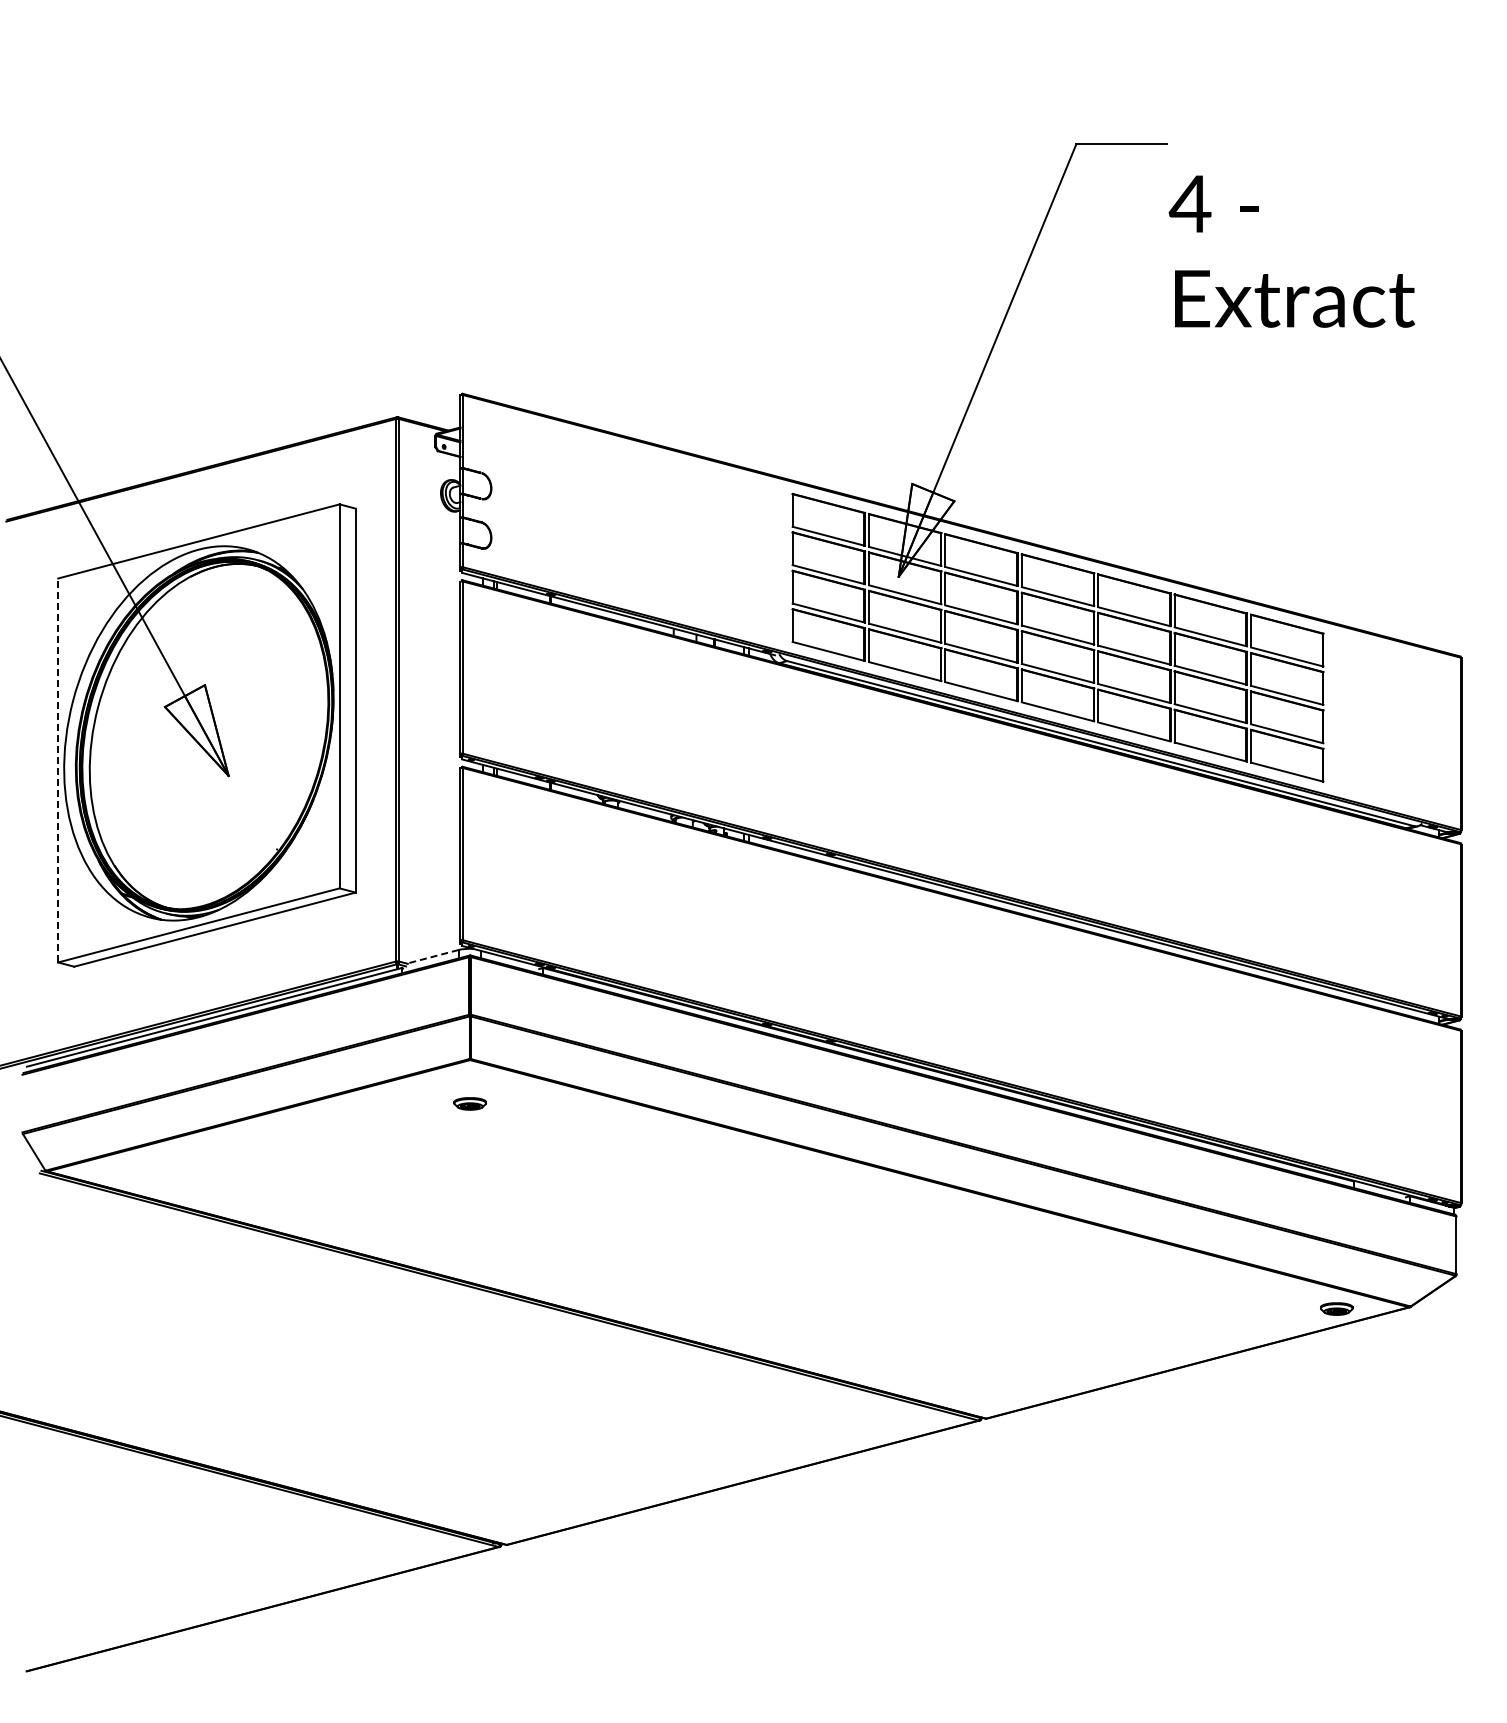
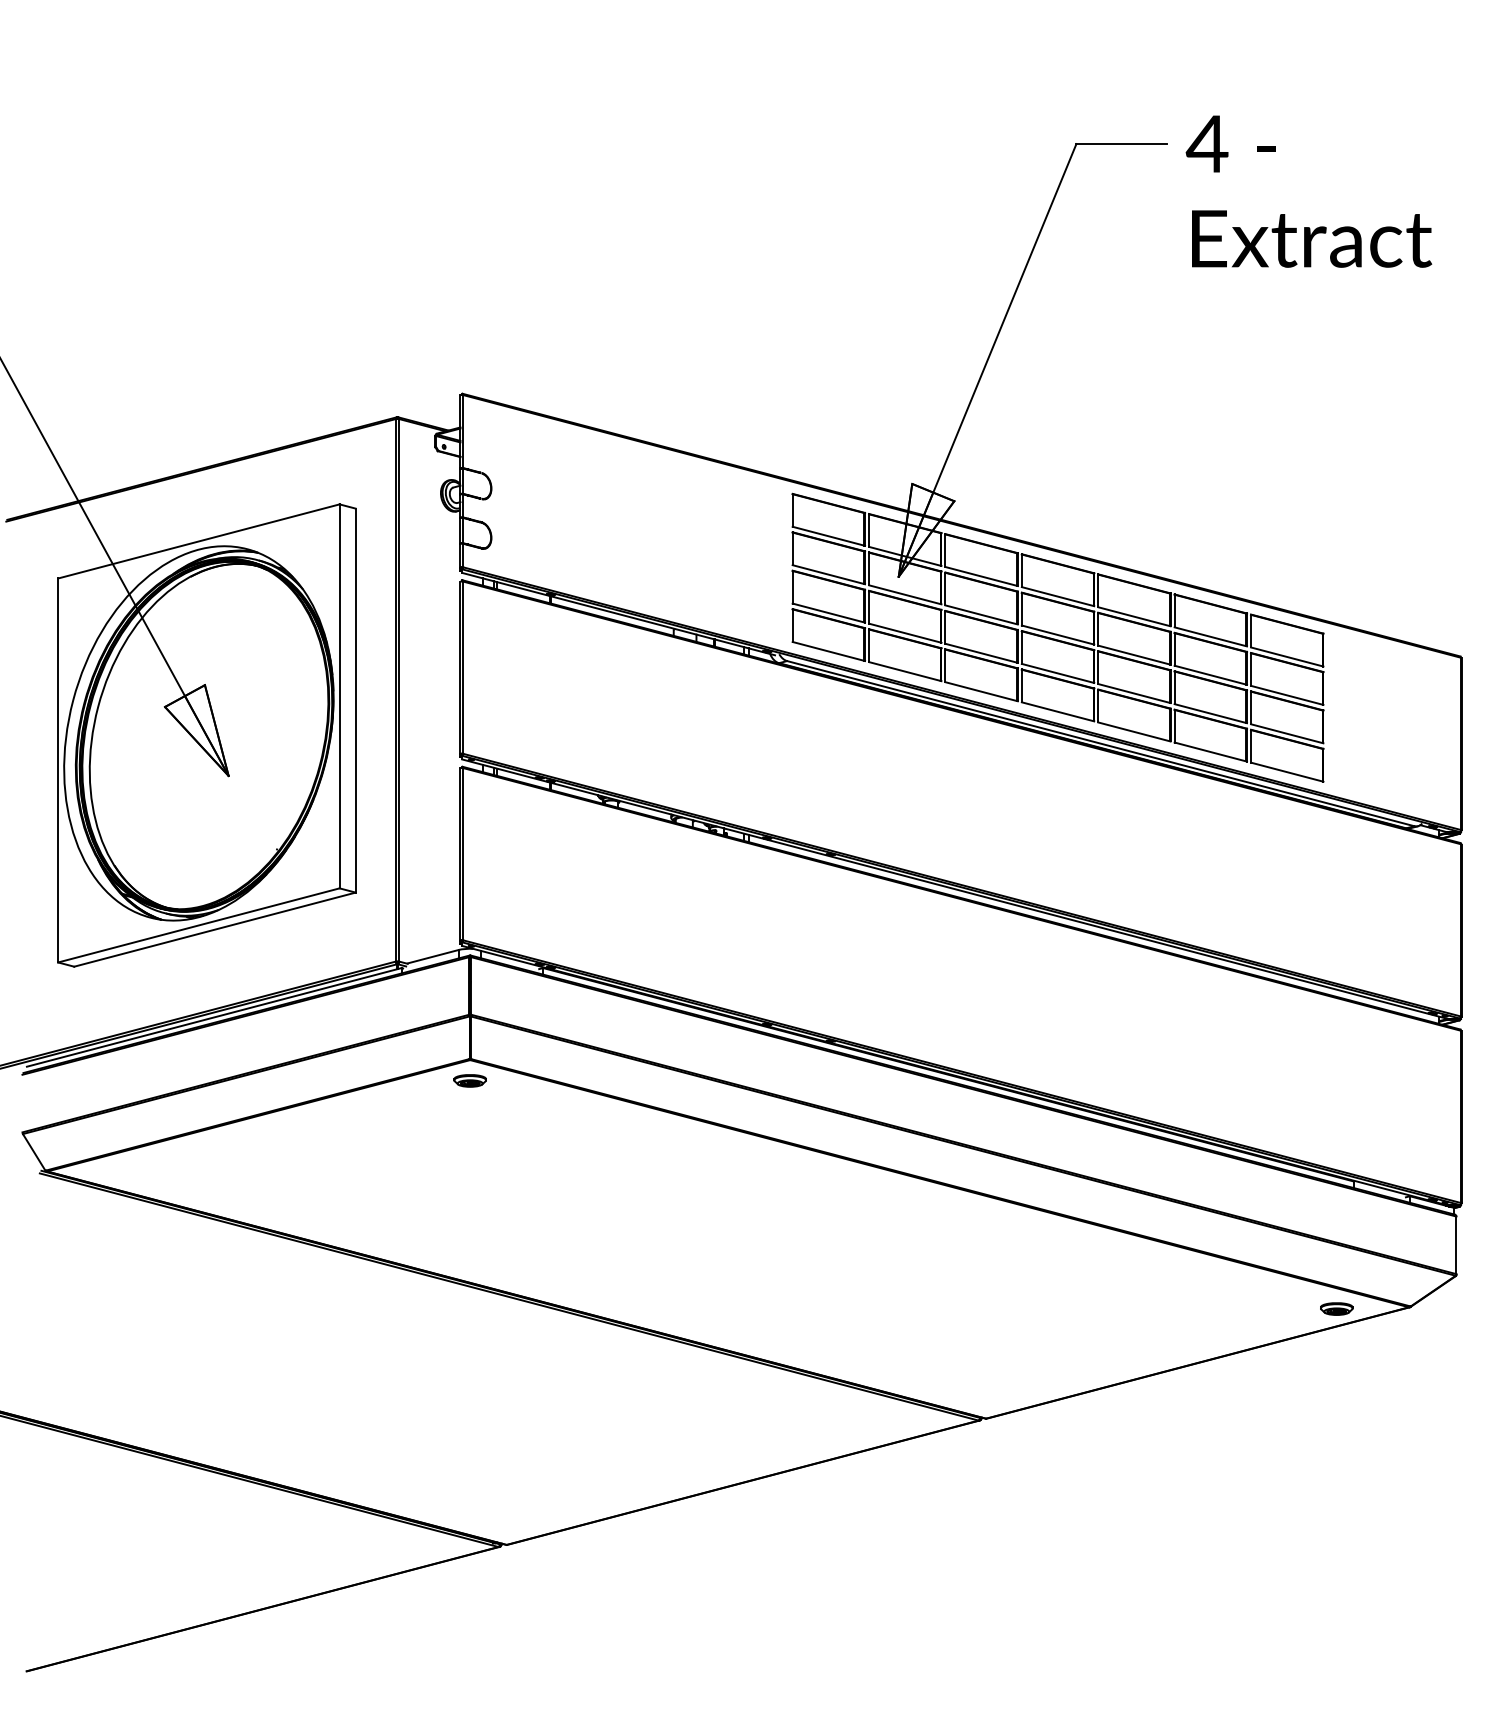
text position: (1291, 251) -> (1308, 191) (1308, 191)
line: dashed -> solid (58, 770)
line: dashed -> solid (432, 956)
part position: (469, 1103) -> (469, 1080) (469, 1080)
